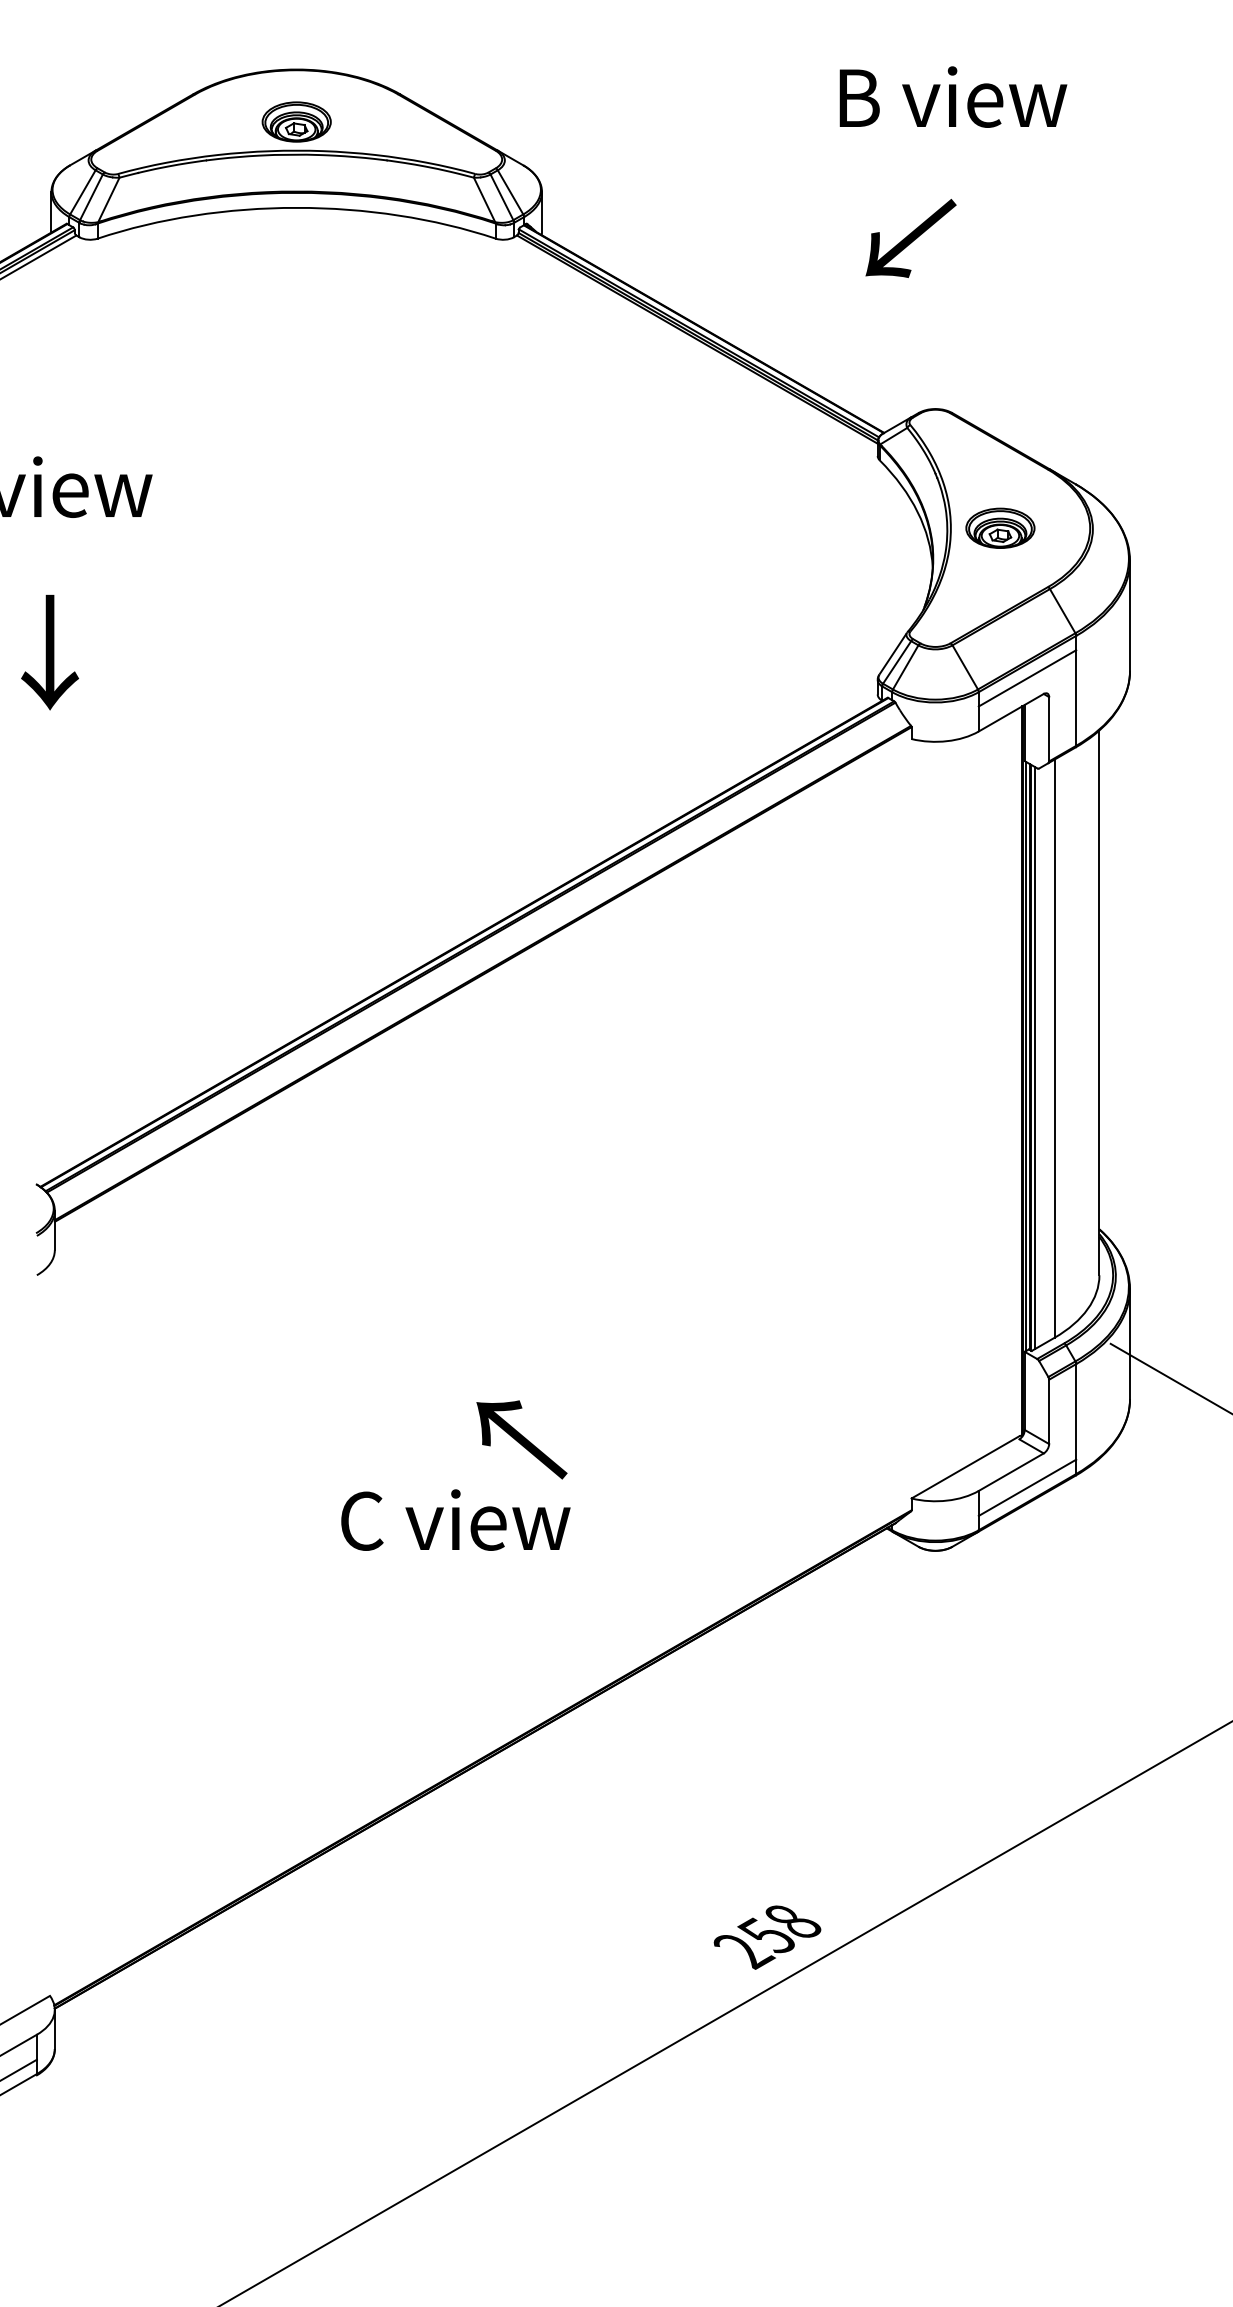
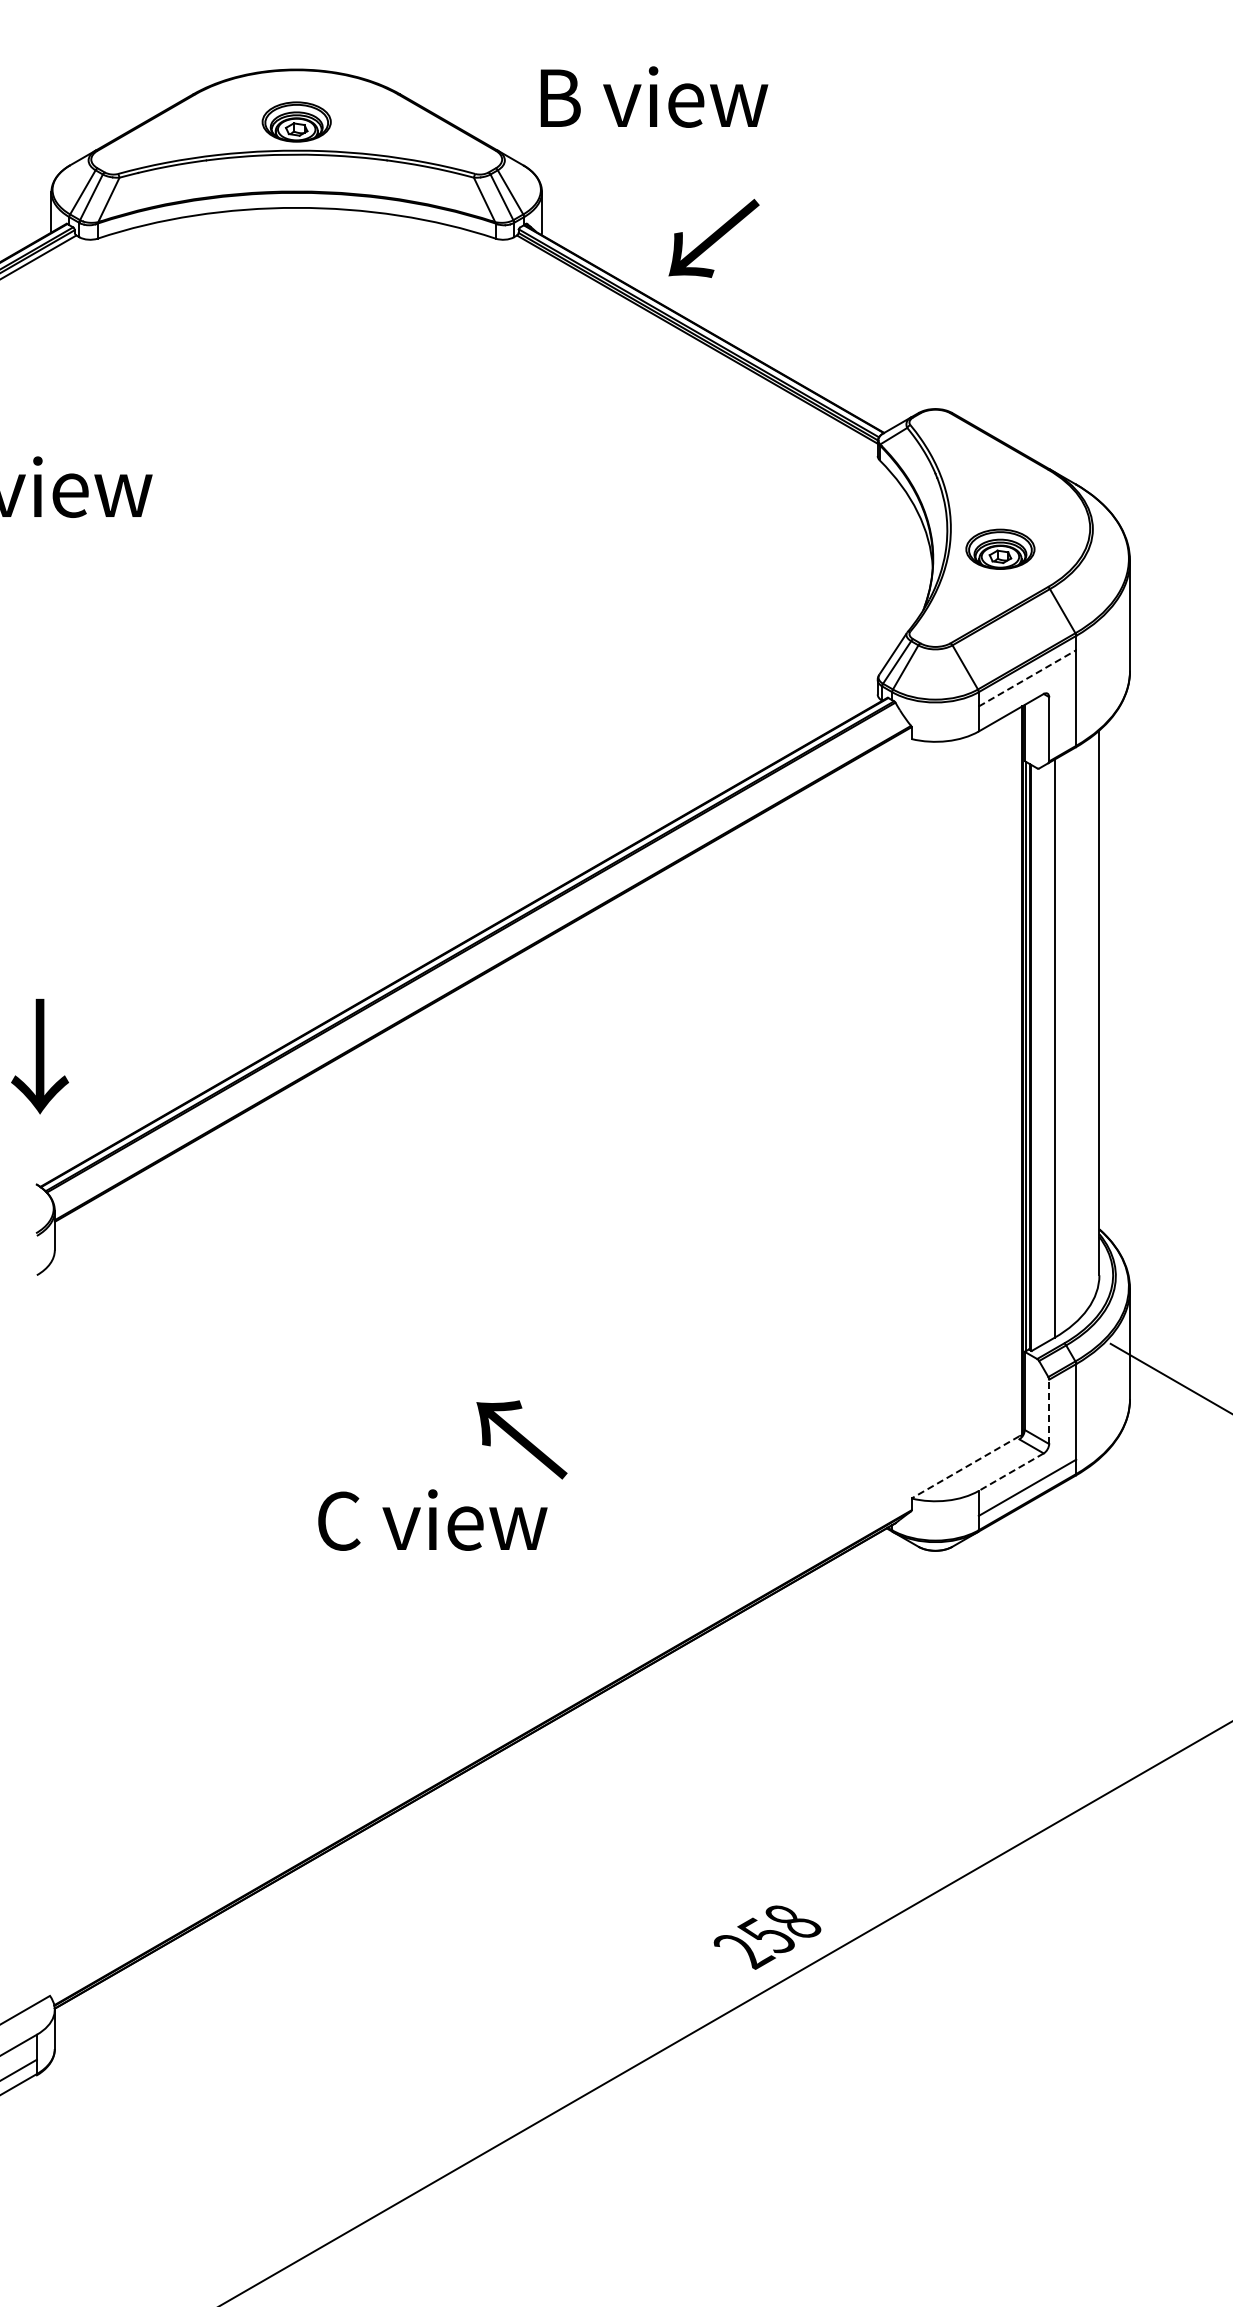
text position: (953, 96) -> (654, 96) (654, 96)
text position: (910, 238) -> (713, 238) (713, 238)
part position: (1000, 527) -> (1000, 548) (1000, 548)
text position: (49, 652) -> (39, 1056) (39, 1056)
line: solid -> dashed (1027, 678)
line: present -> none (1034, 1057)
line: solid -> dashed (1049, 1411)
line: solid -> dashed (965, 1467)
line: solid -> dashed (1011, 1472)
text position: (455, 1519) -> (432, 1519) (432, 1519)
